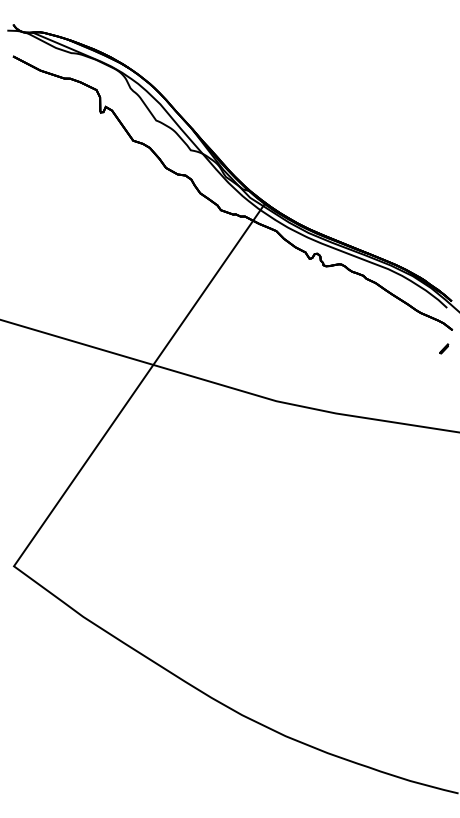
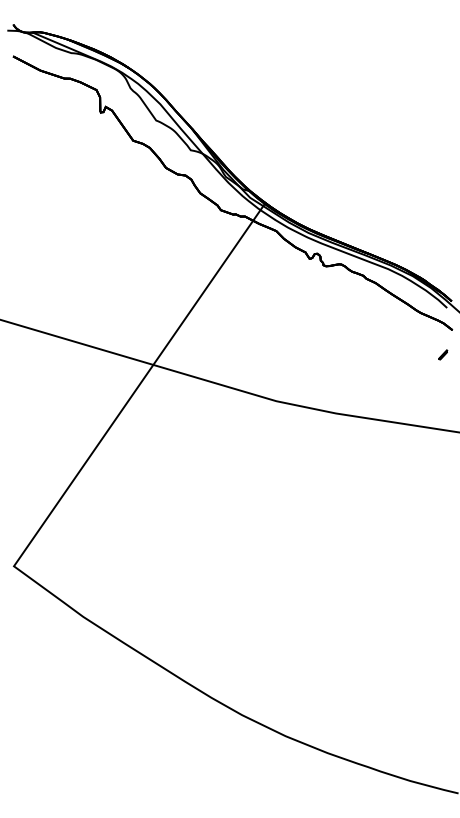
part position: (444, 348) -> (443, 354) (443, 354)
